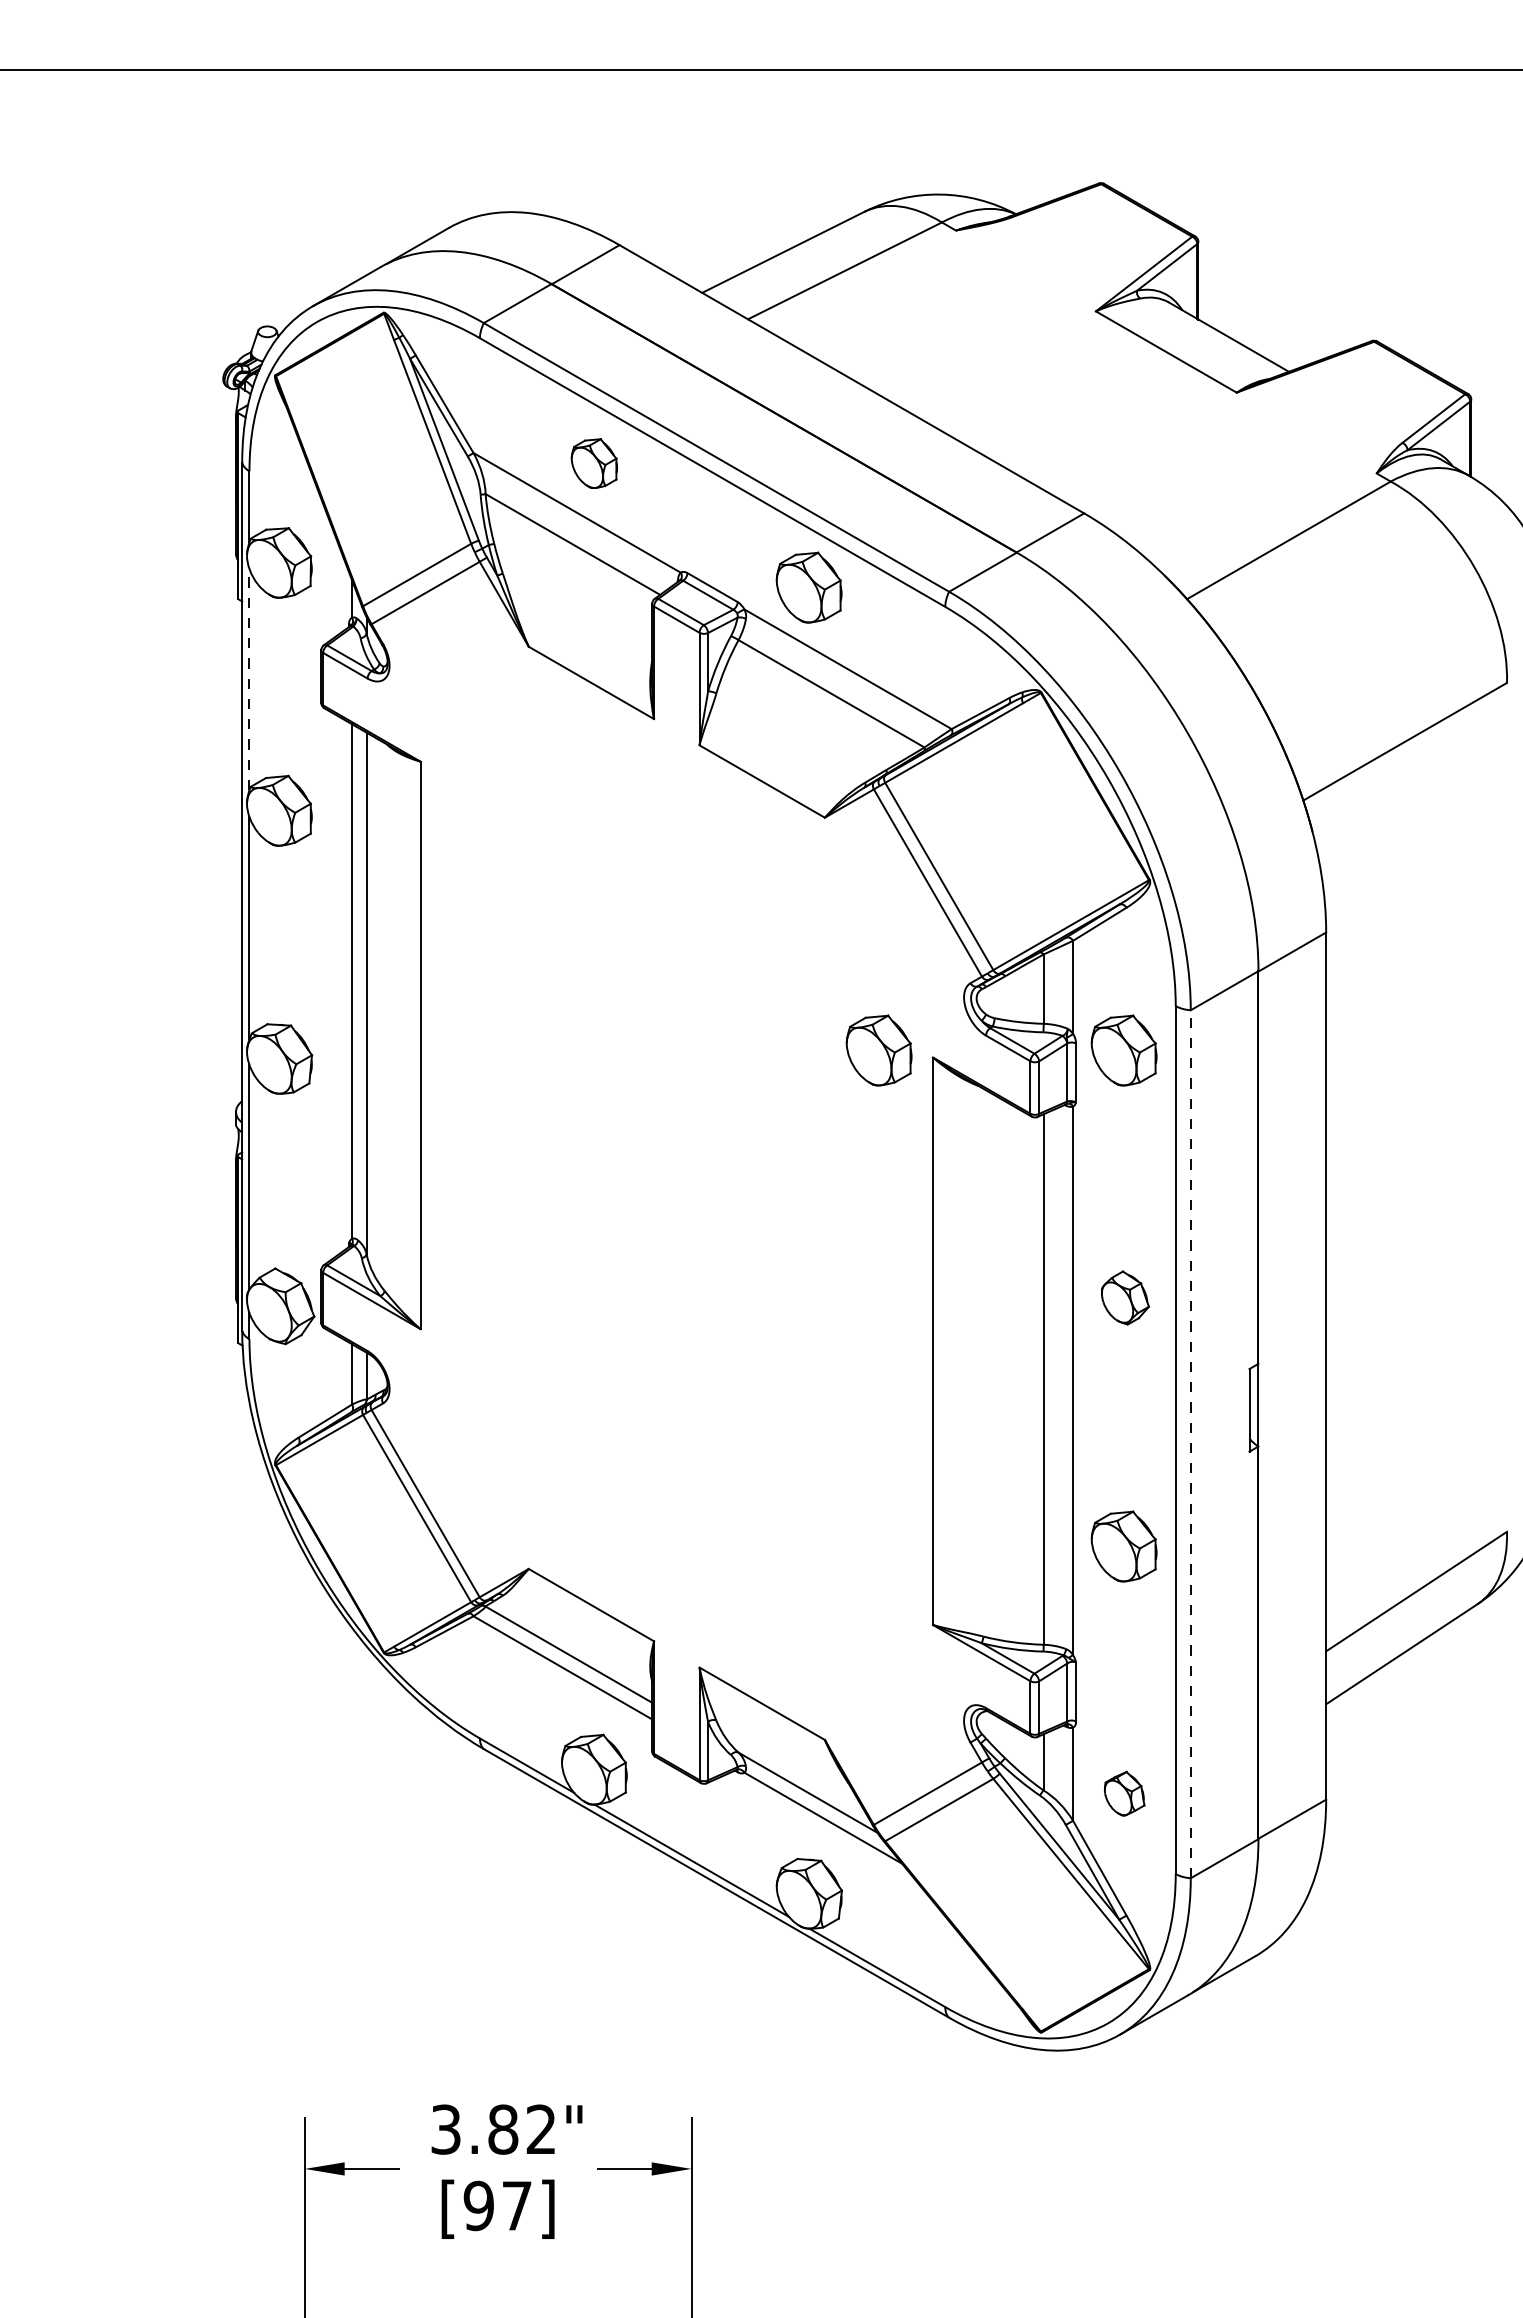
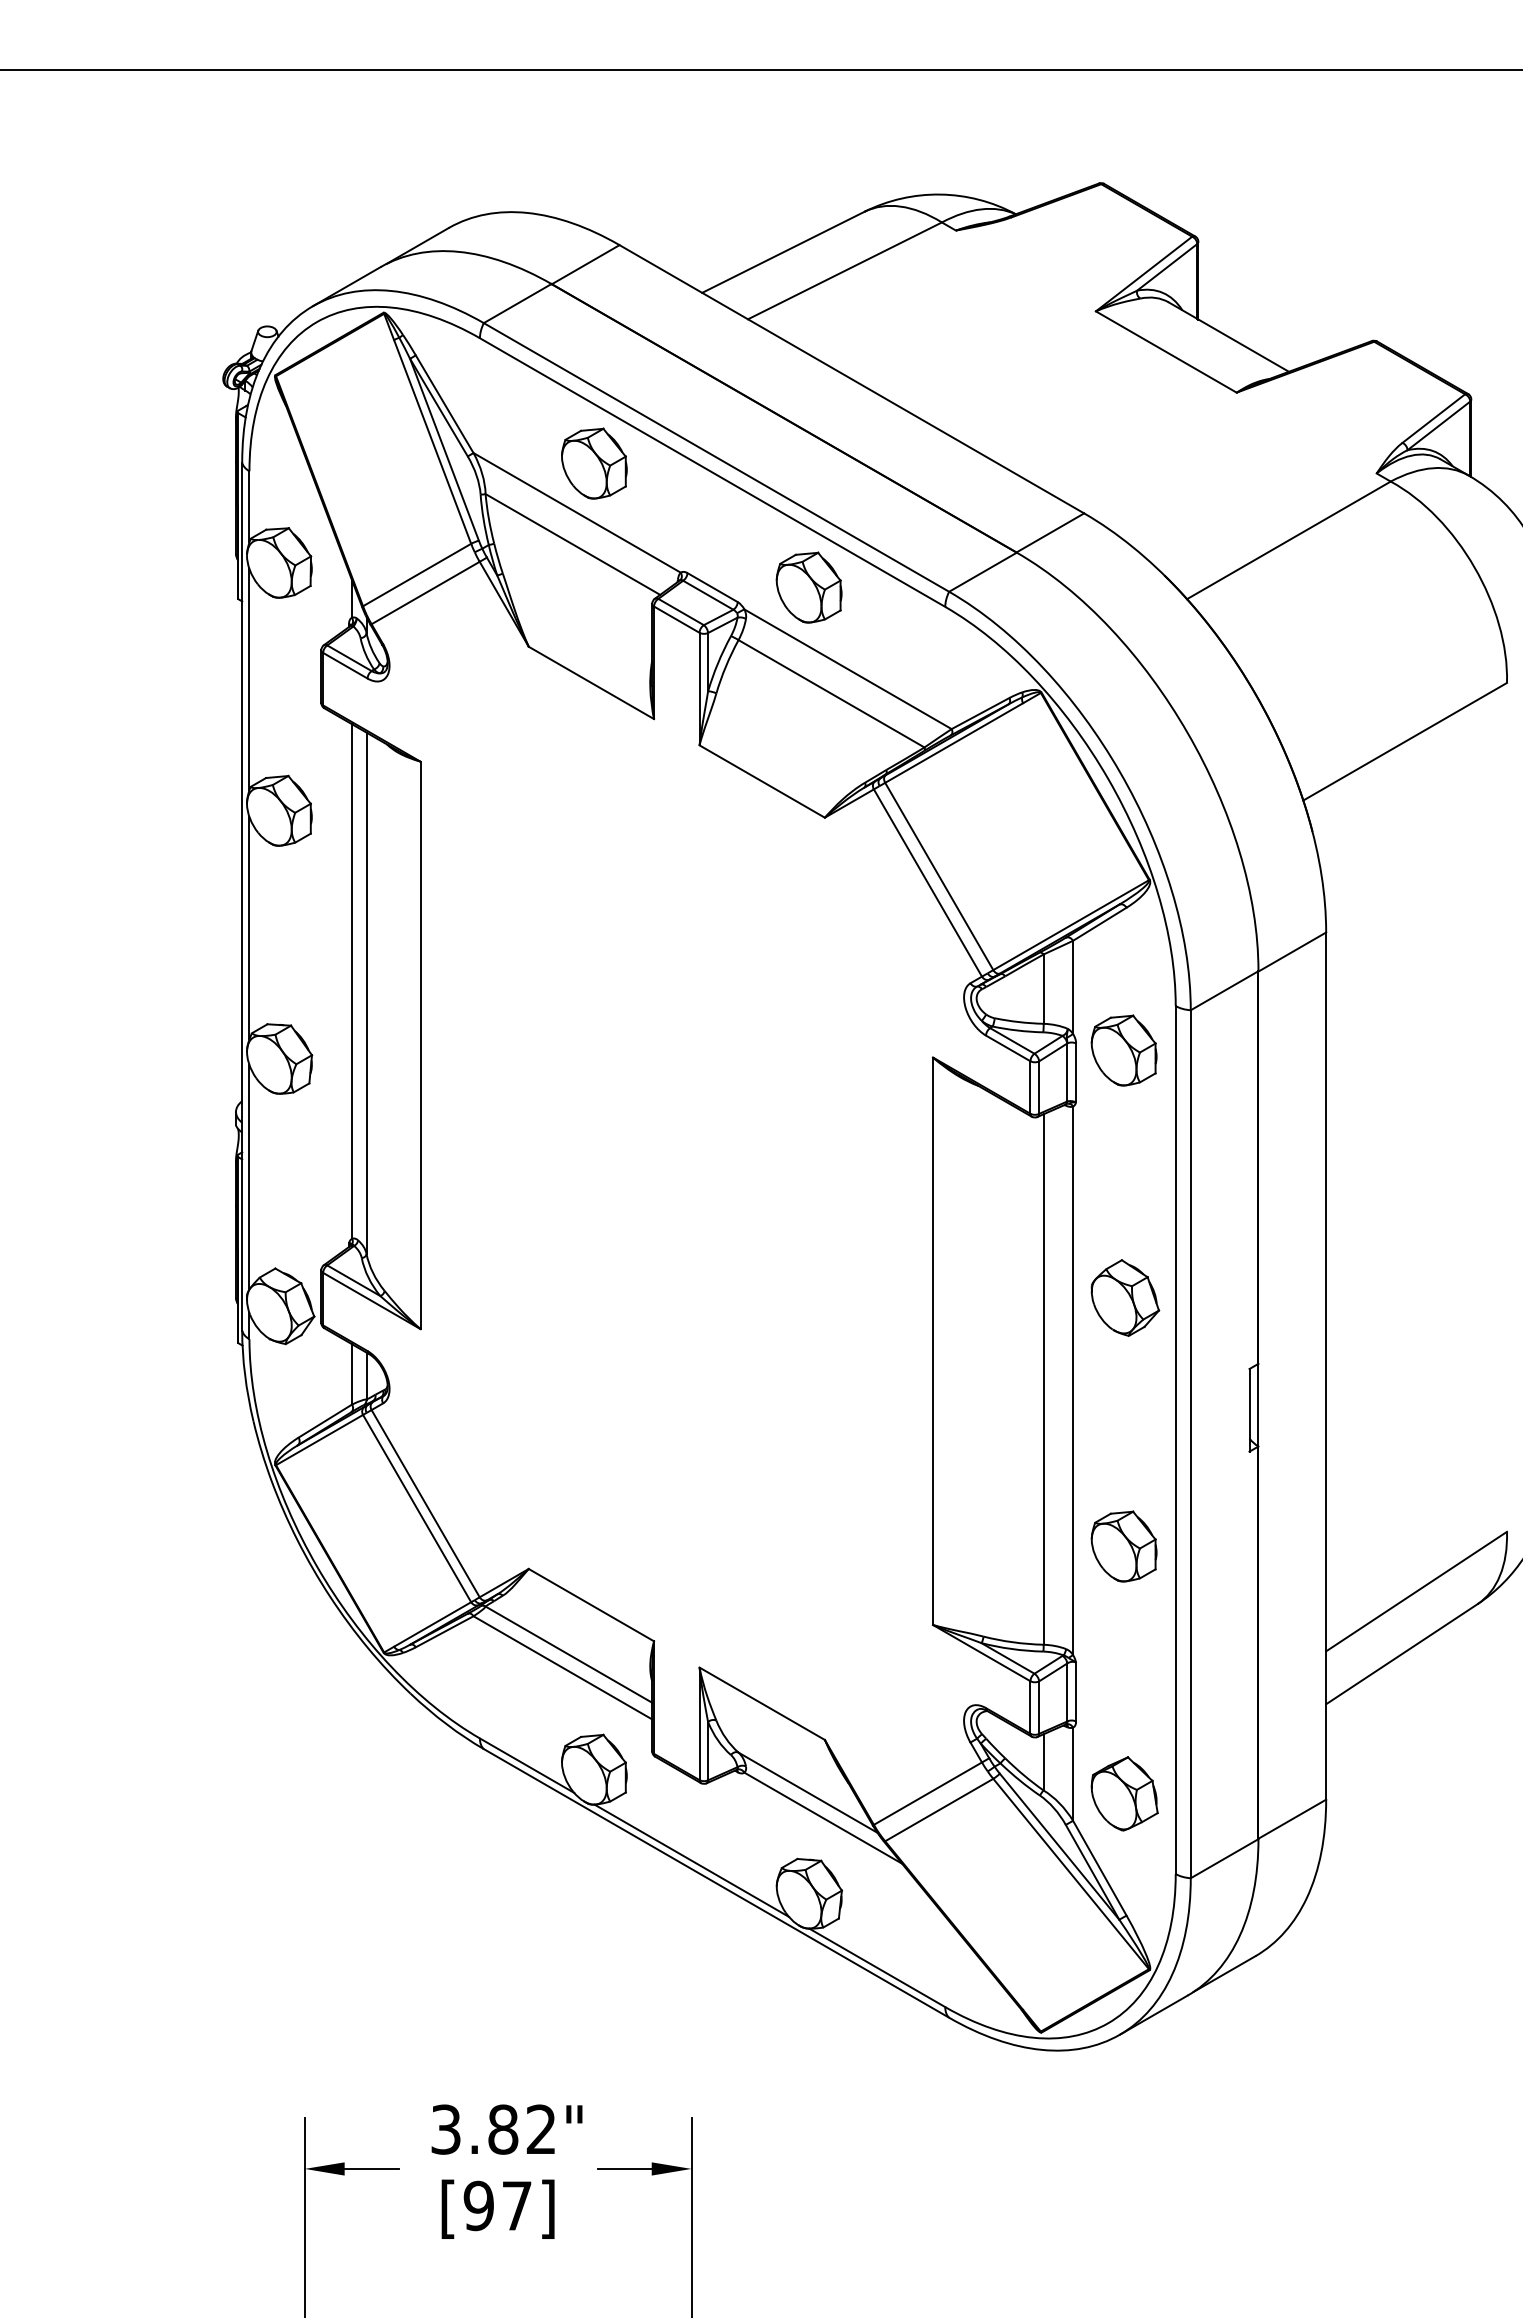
part size: 48x51 px -> 67x73 px (594, 463)
line: dashed -> solid (249, 679)
part: present -> none (878, 1050)
part size: 49x56 px -> 71x78 px (1125, 1297)
line: dashed -> solid (1190, 1444)
part size: 42x47 px -> 69x76 px (1124, 1793)
